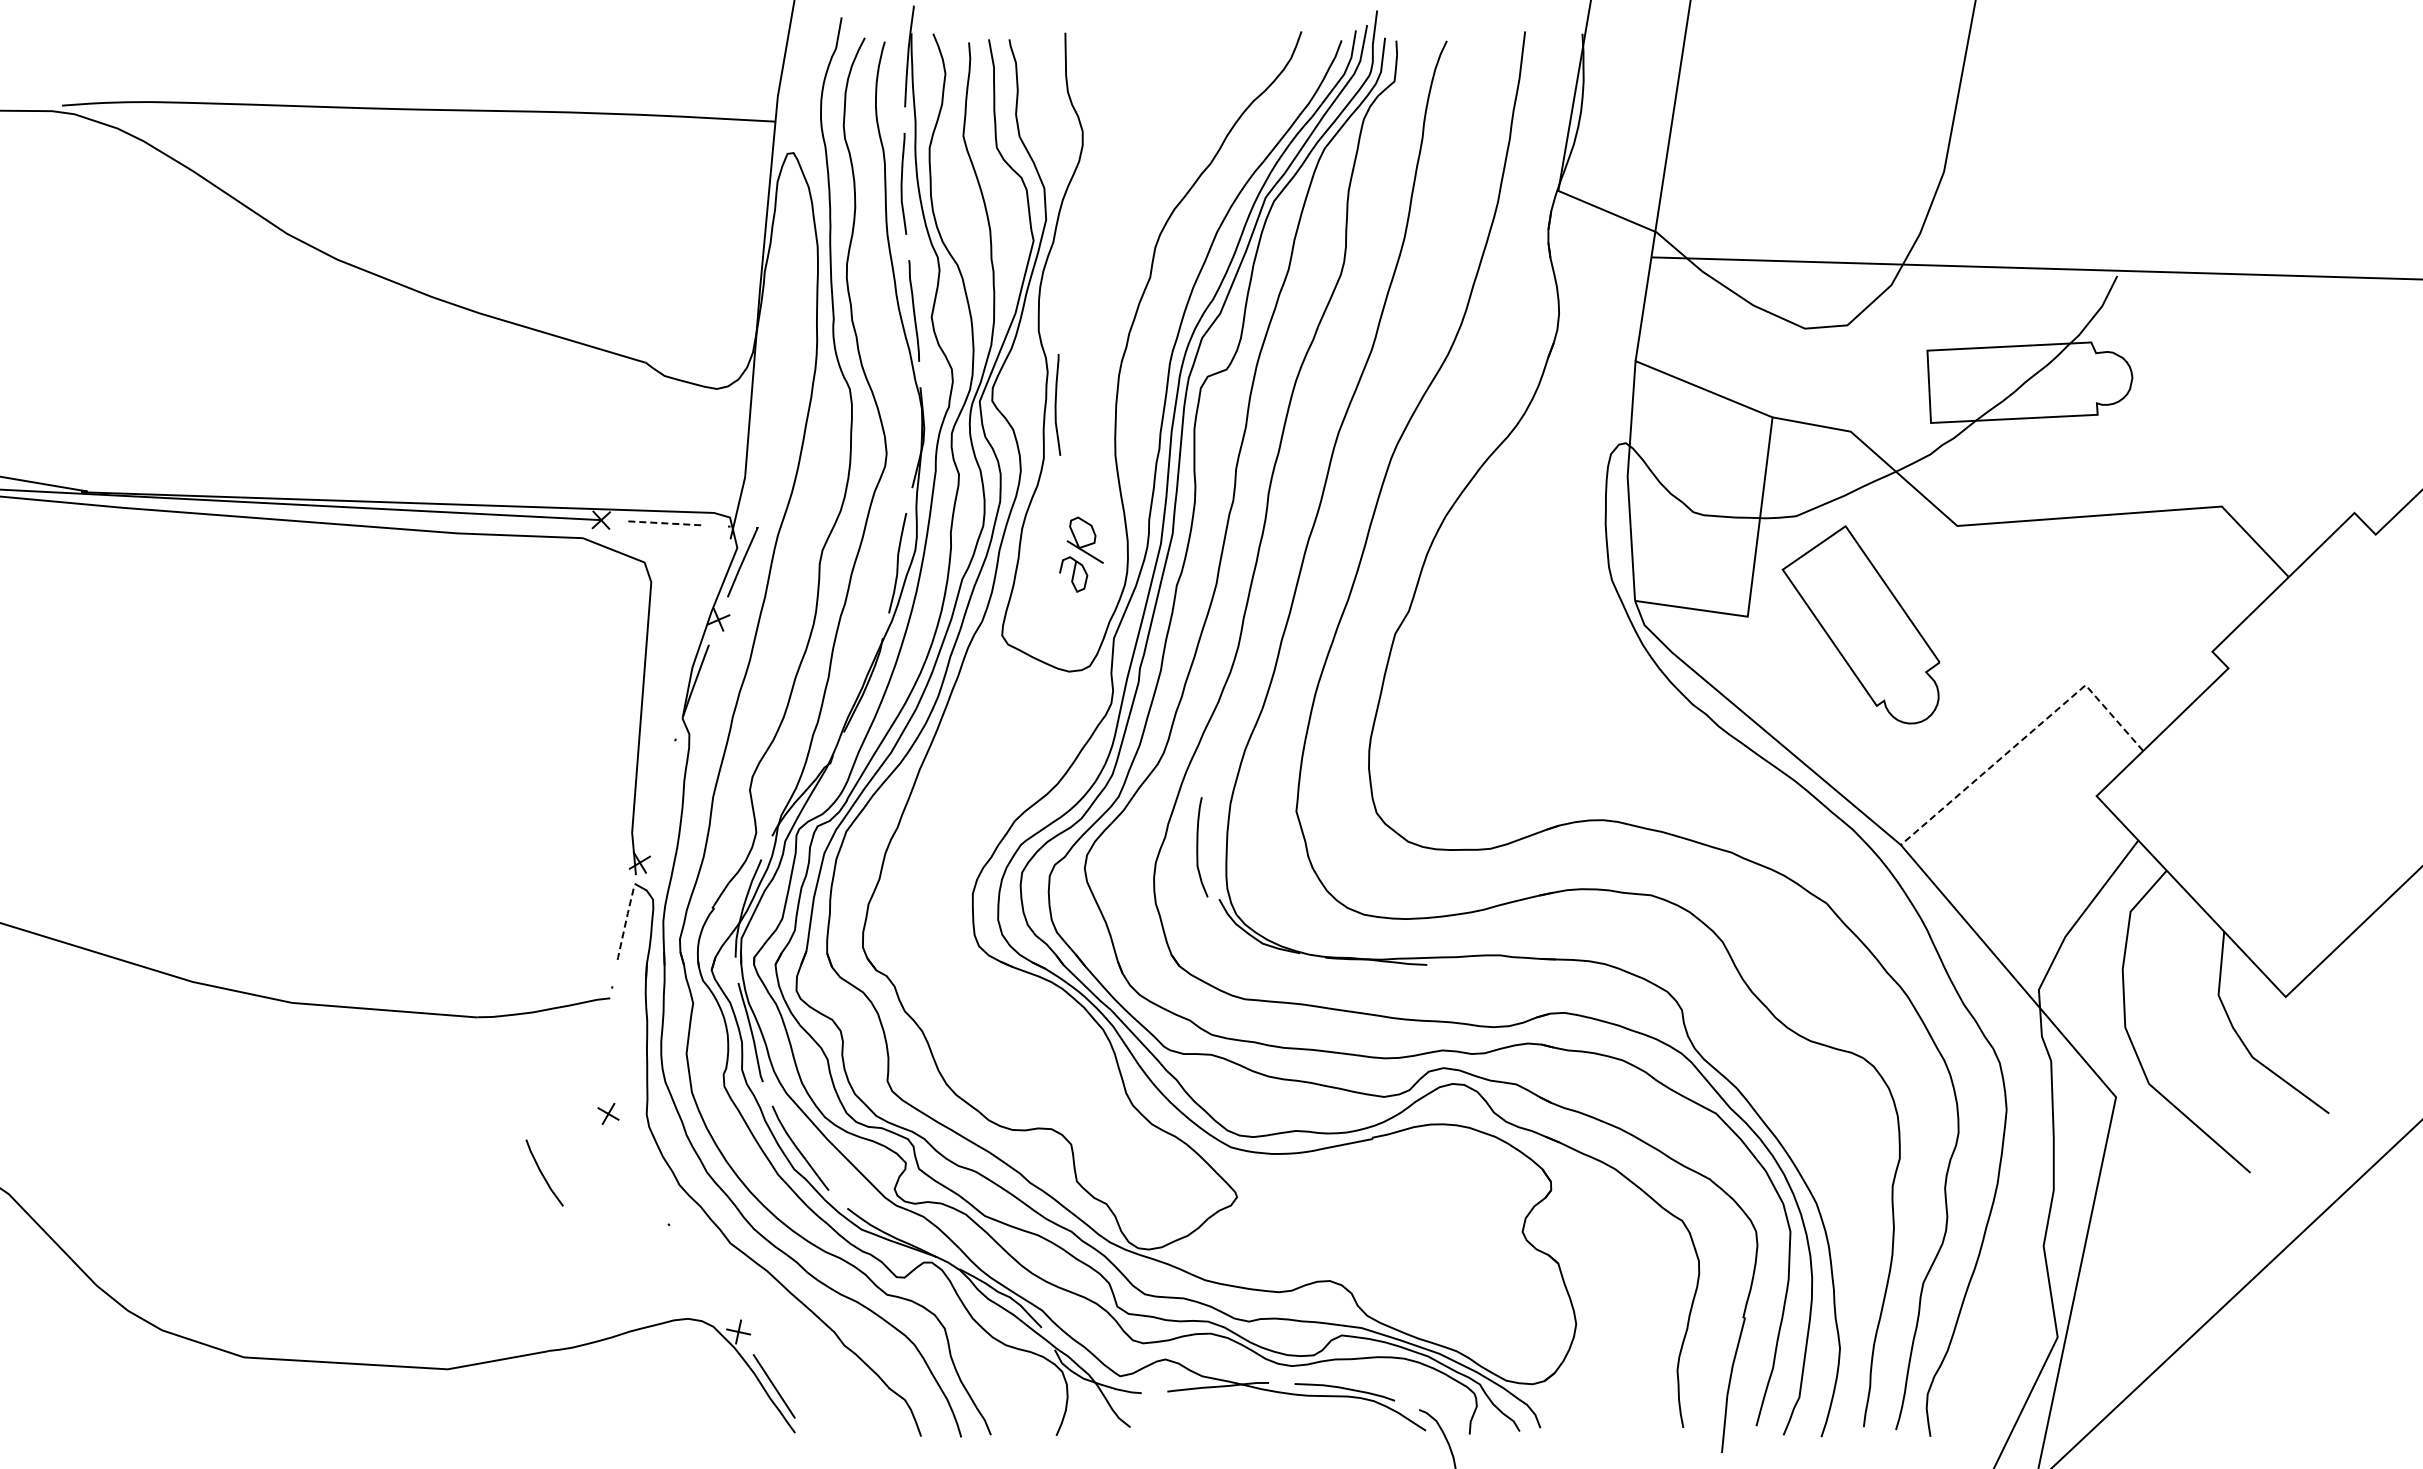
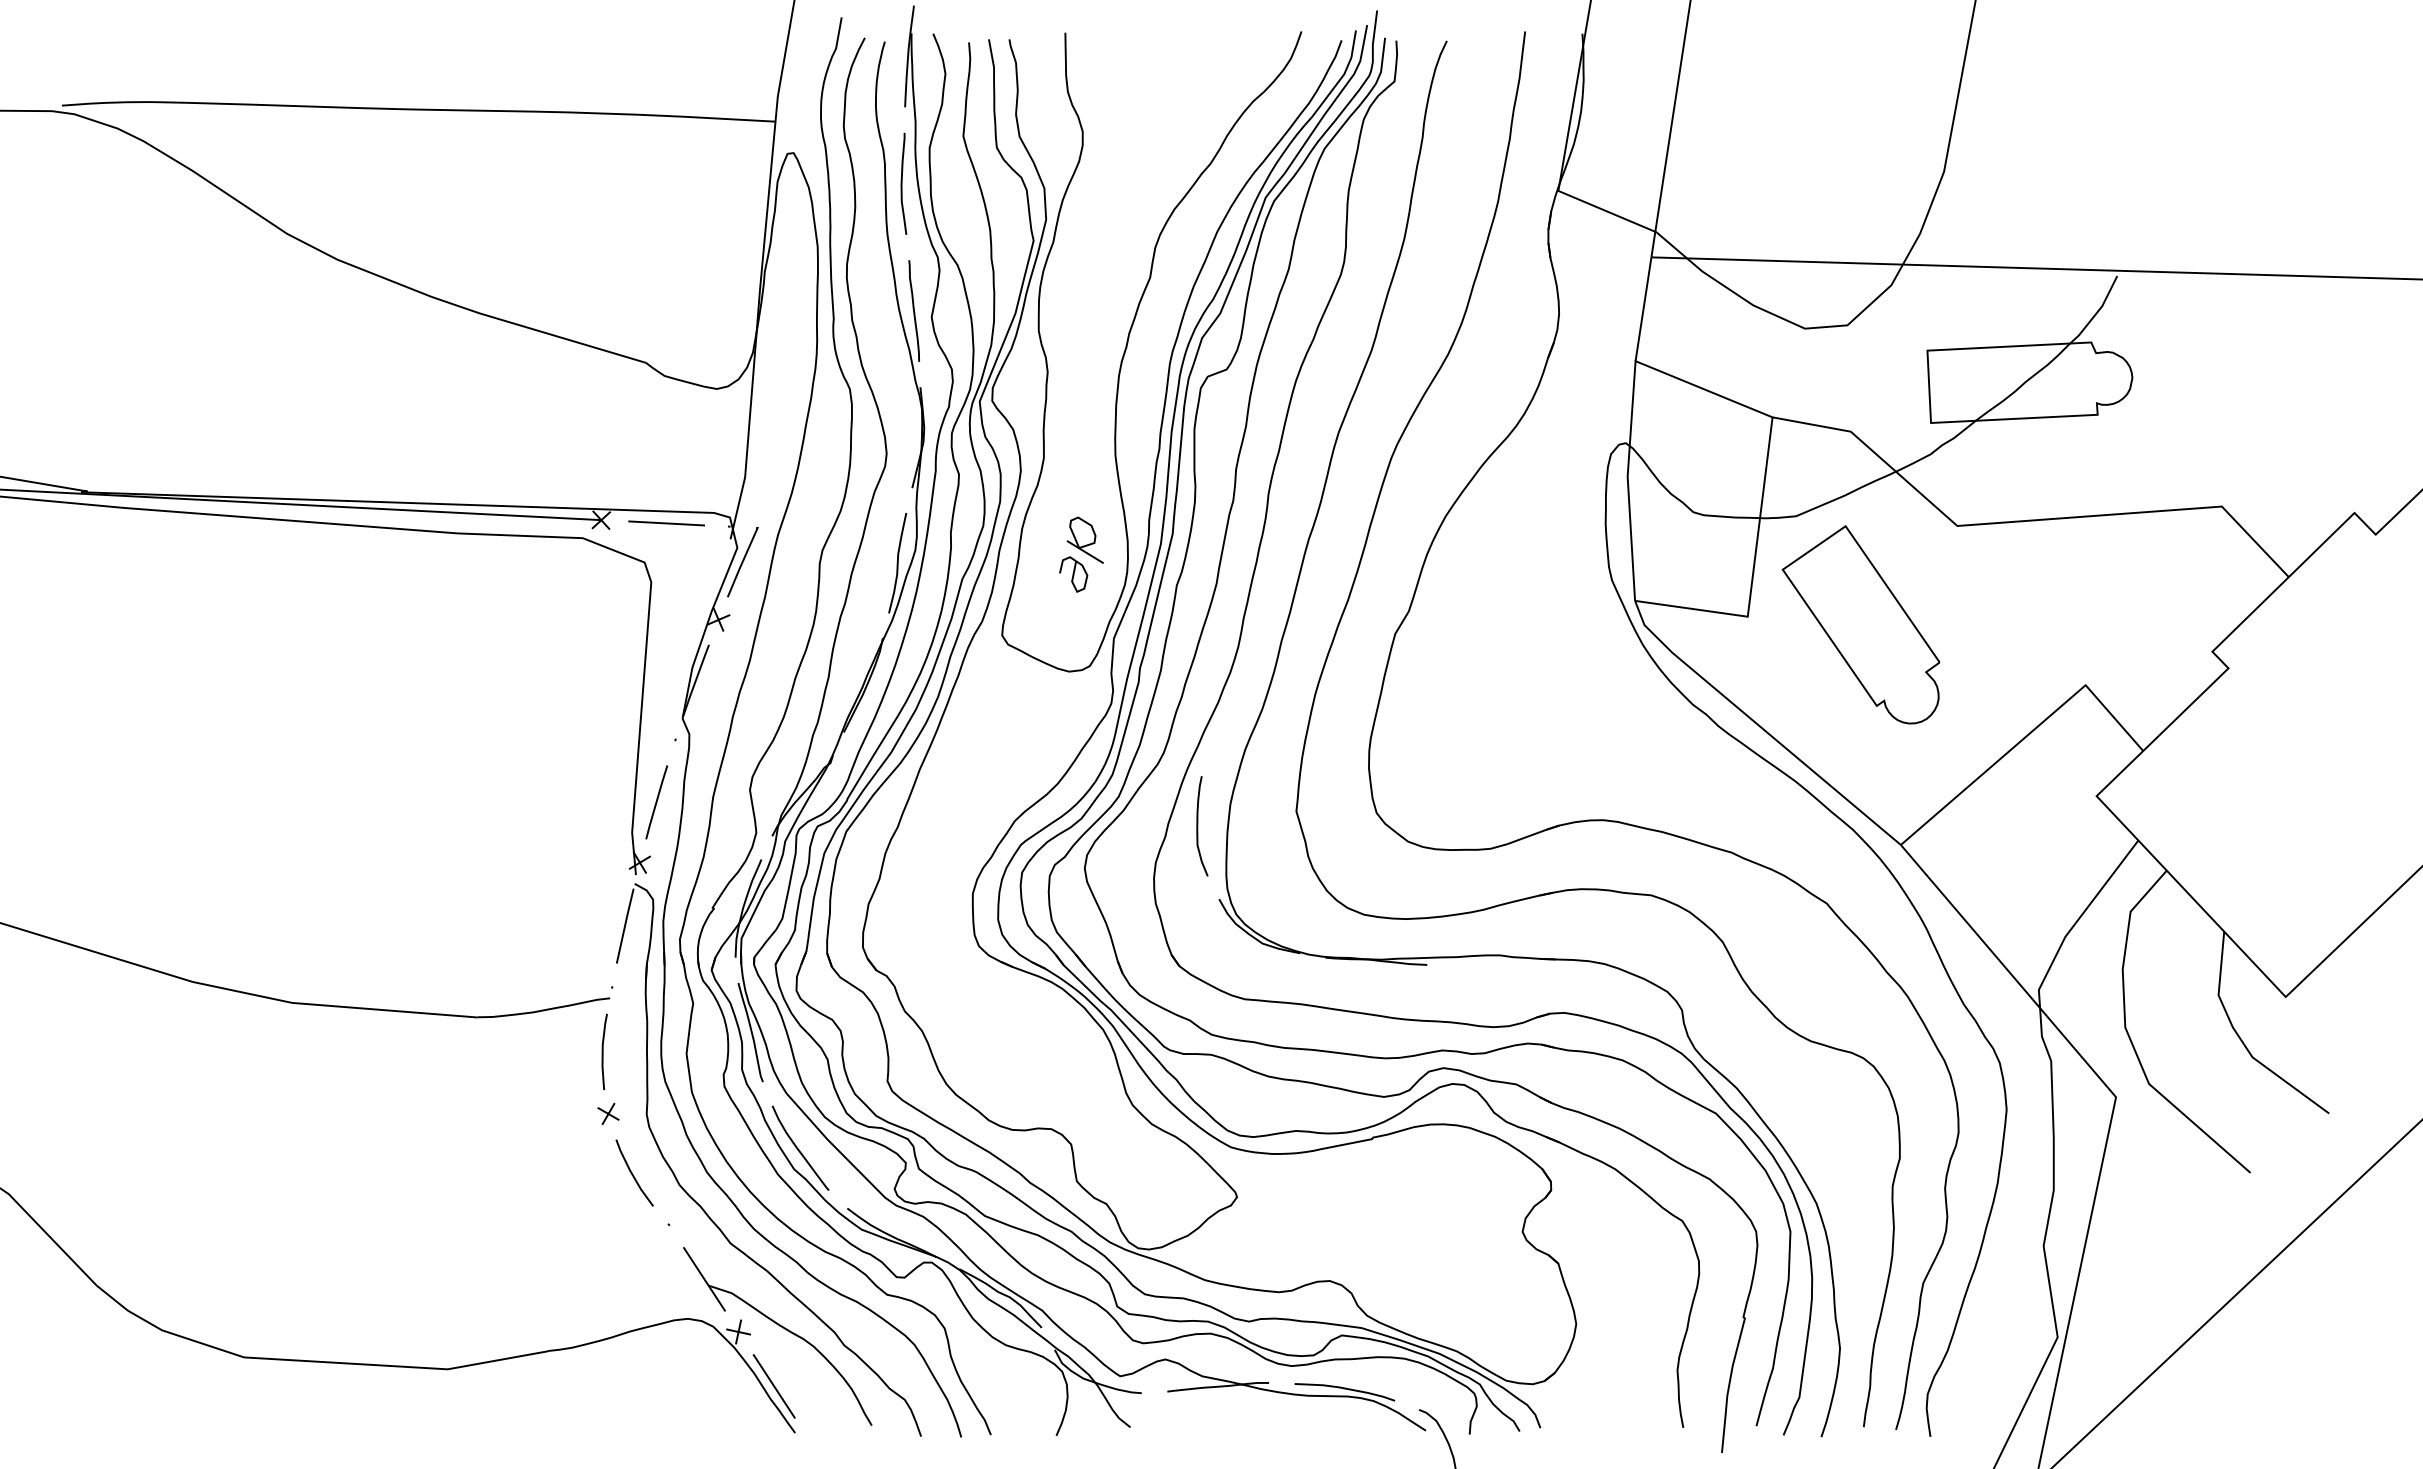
curve: present -> none (1056, 404)
line: dashed -> solid (667, 523)
line: dashed -> solid (2026, 736)
line: none -> present (656, 802)
curve position: (1198, 847) -> (1198, 826) (1198, 826)
line: dashed -> solid (624, 926)
curve: none -> present (603, 1051)
line position: (542, 1172) -> (632, 1172) (632, 1172)
part: none -> present (782, 1328)
